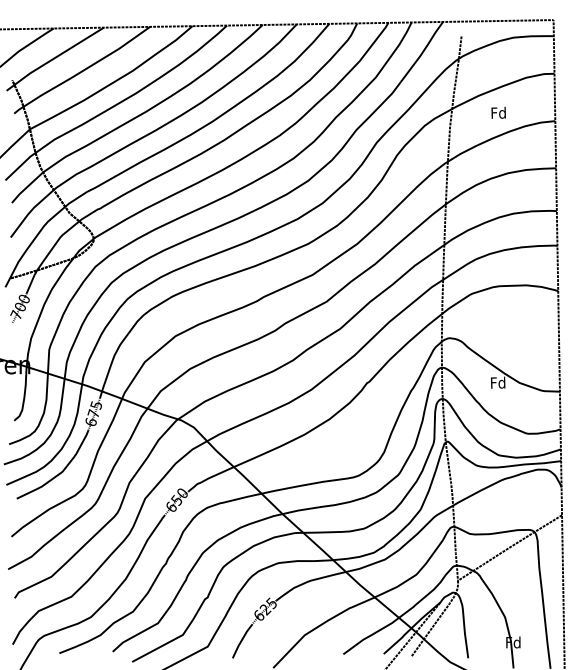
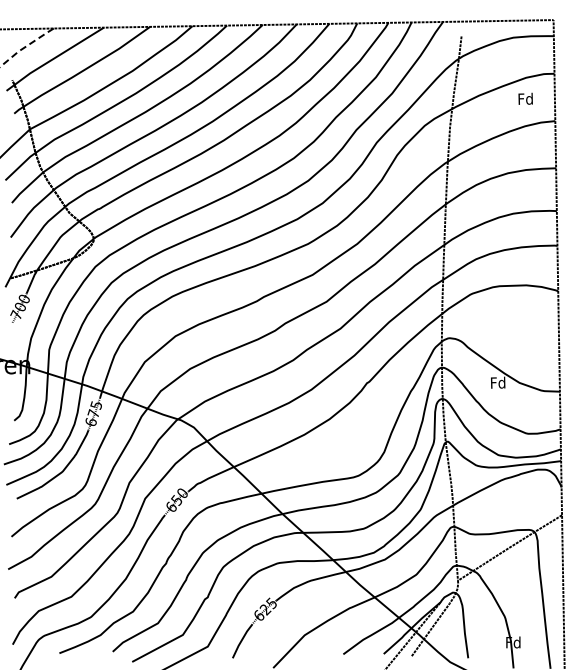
line: solid -> dashed (25, 46)
text position: (498, 112) -> (525, 98) (525, 98)
